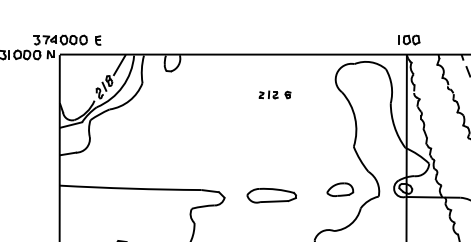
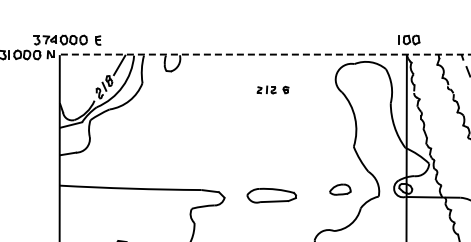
line: solid -> dashed (265, 54)
part position: (274, 94) -> (272, 89) (272, 89)
part size: 29x15 px -> 23x13 px (340, 189)
